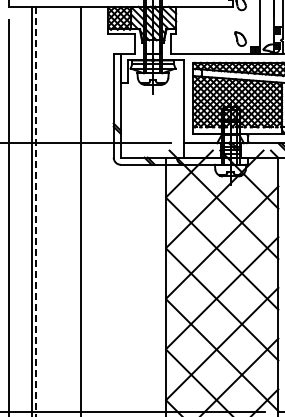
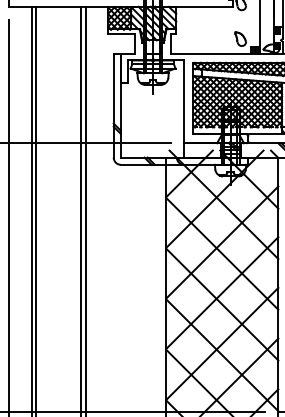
line: none -> present (85, 209)
line: dashed -> solid (36, 211)
